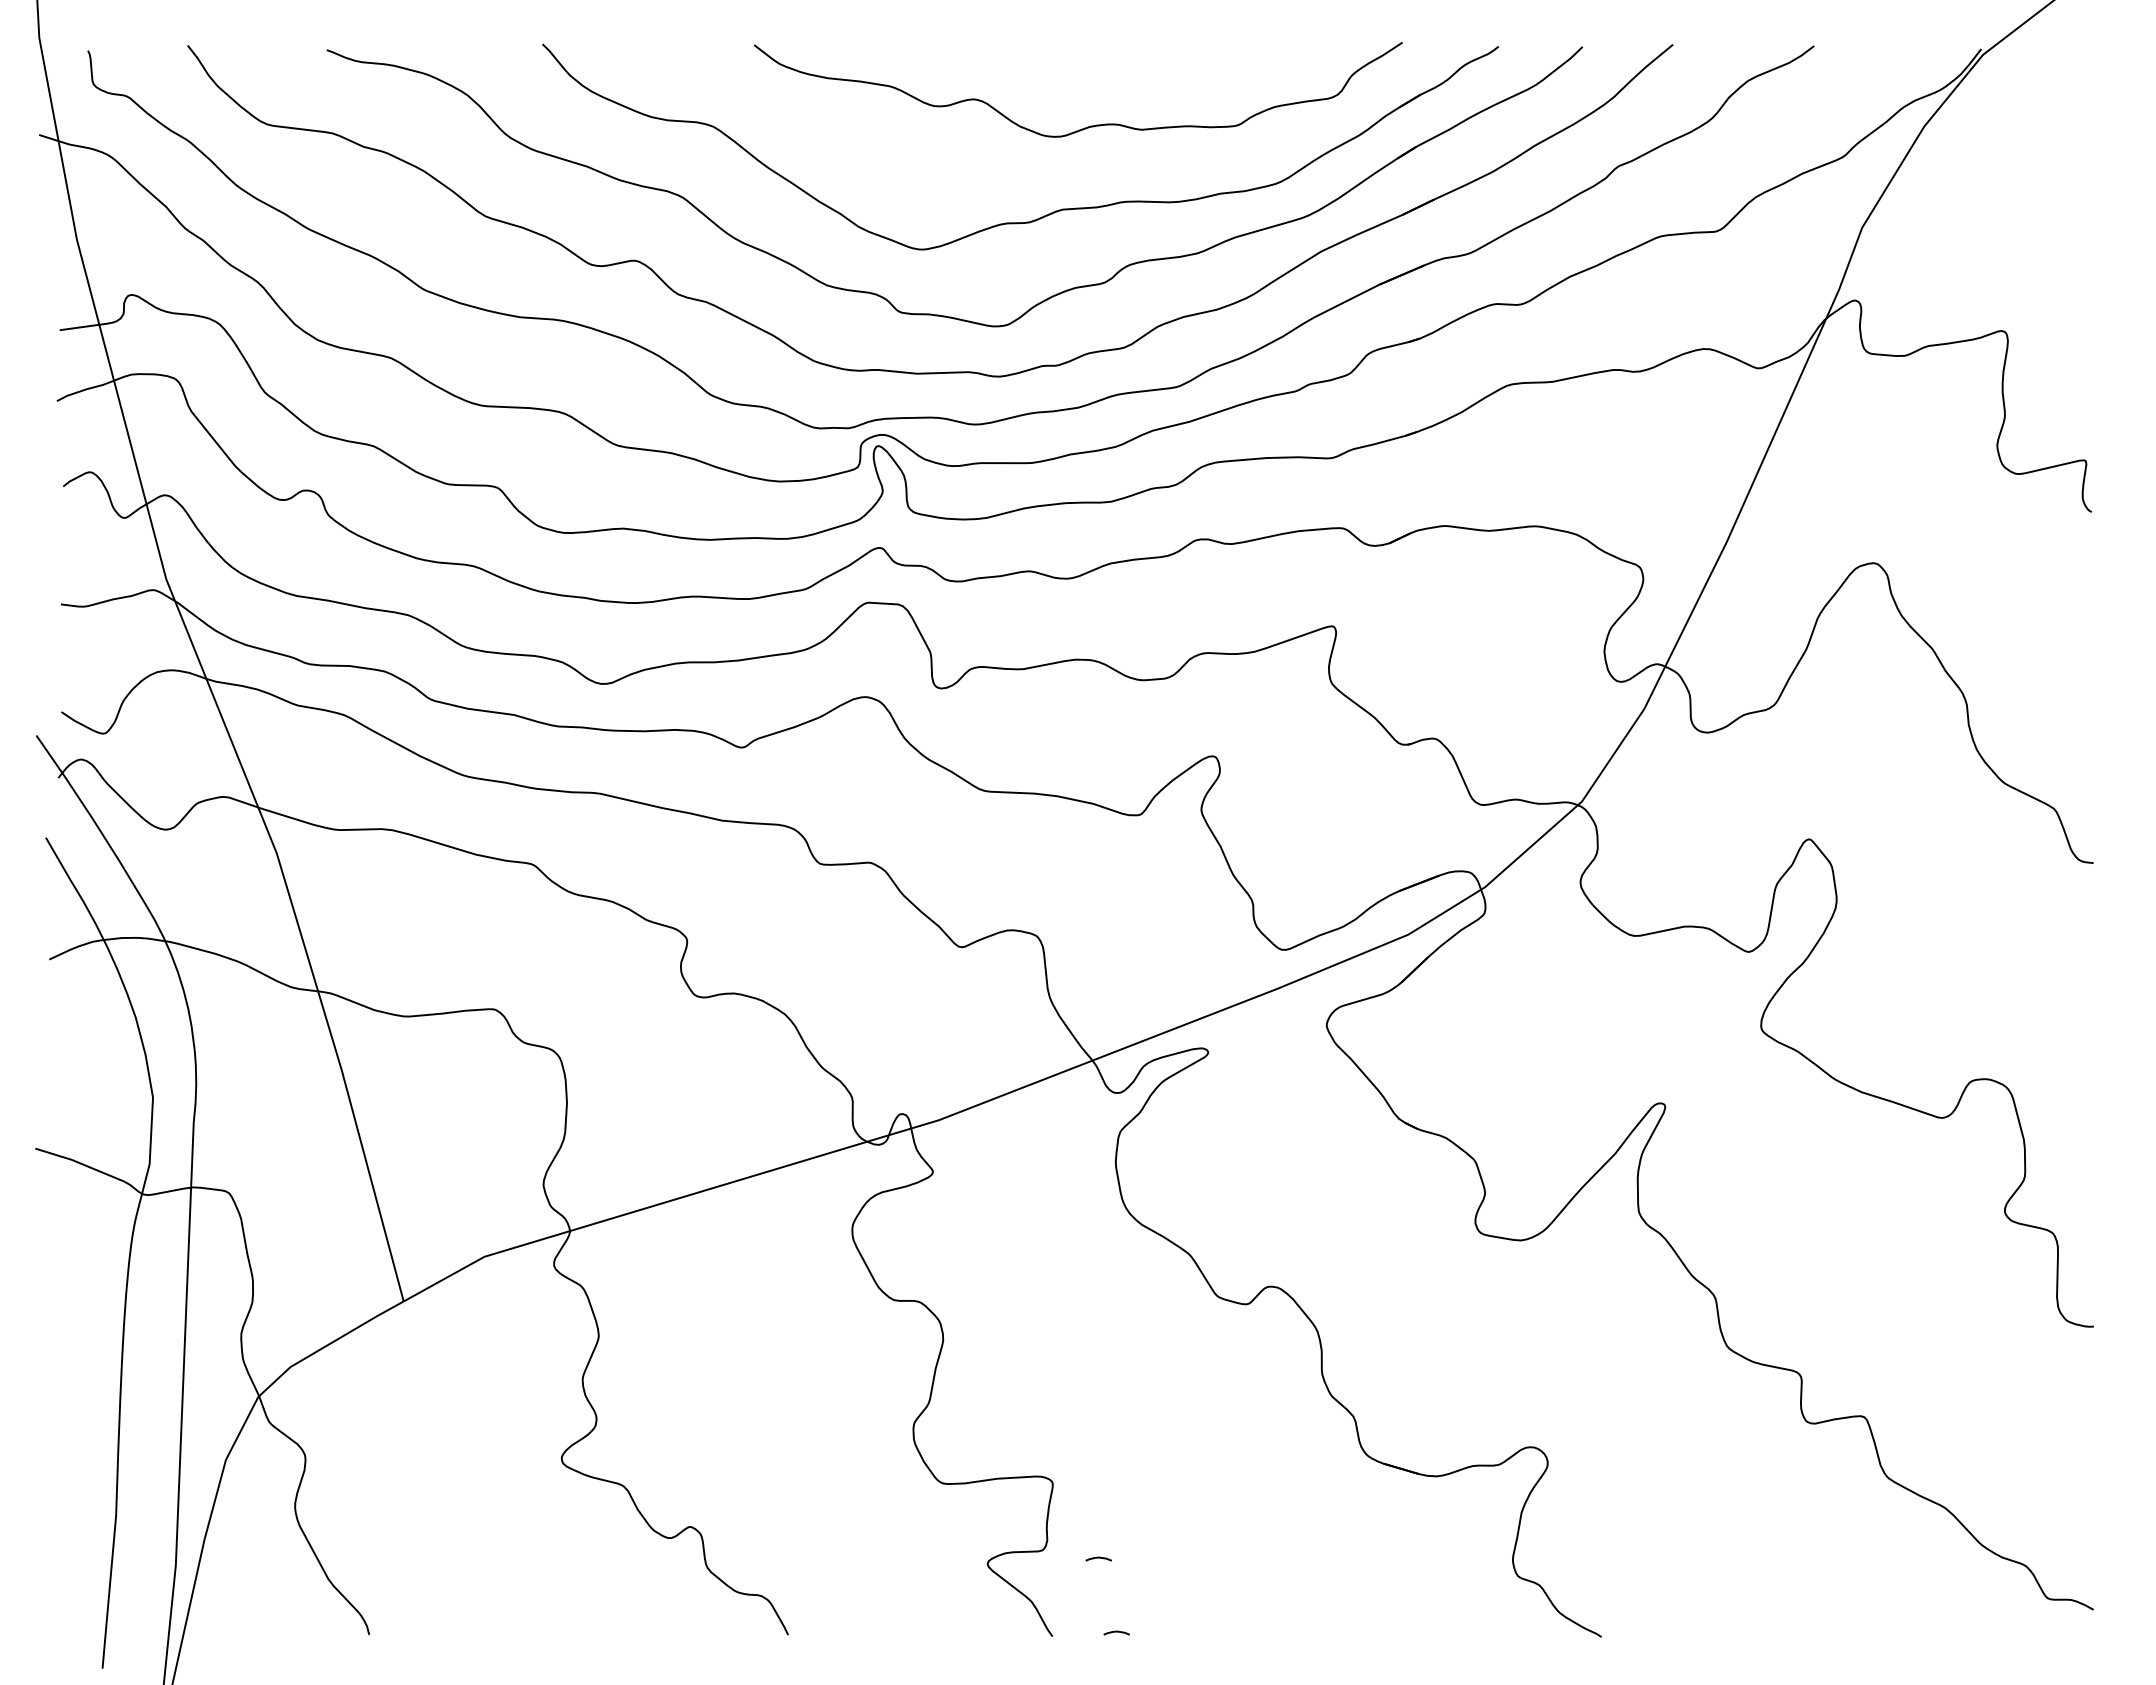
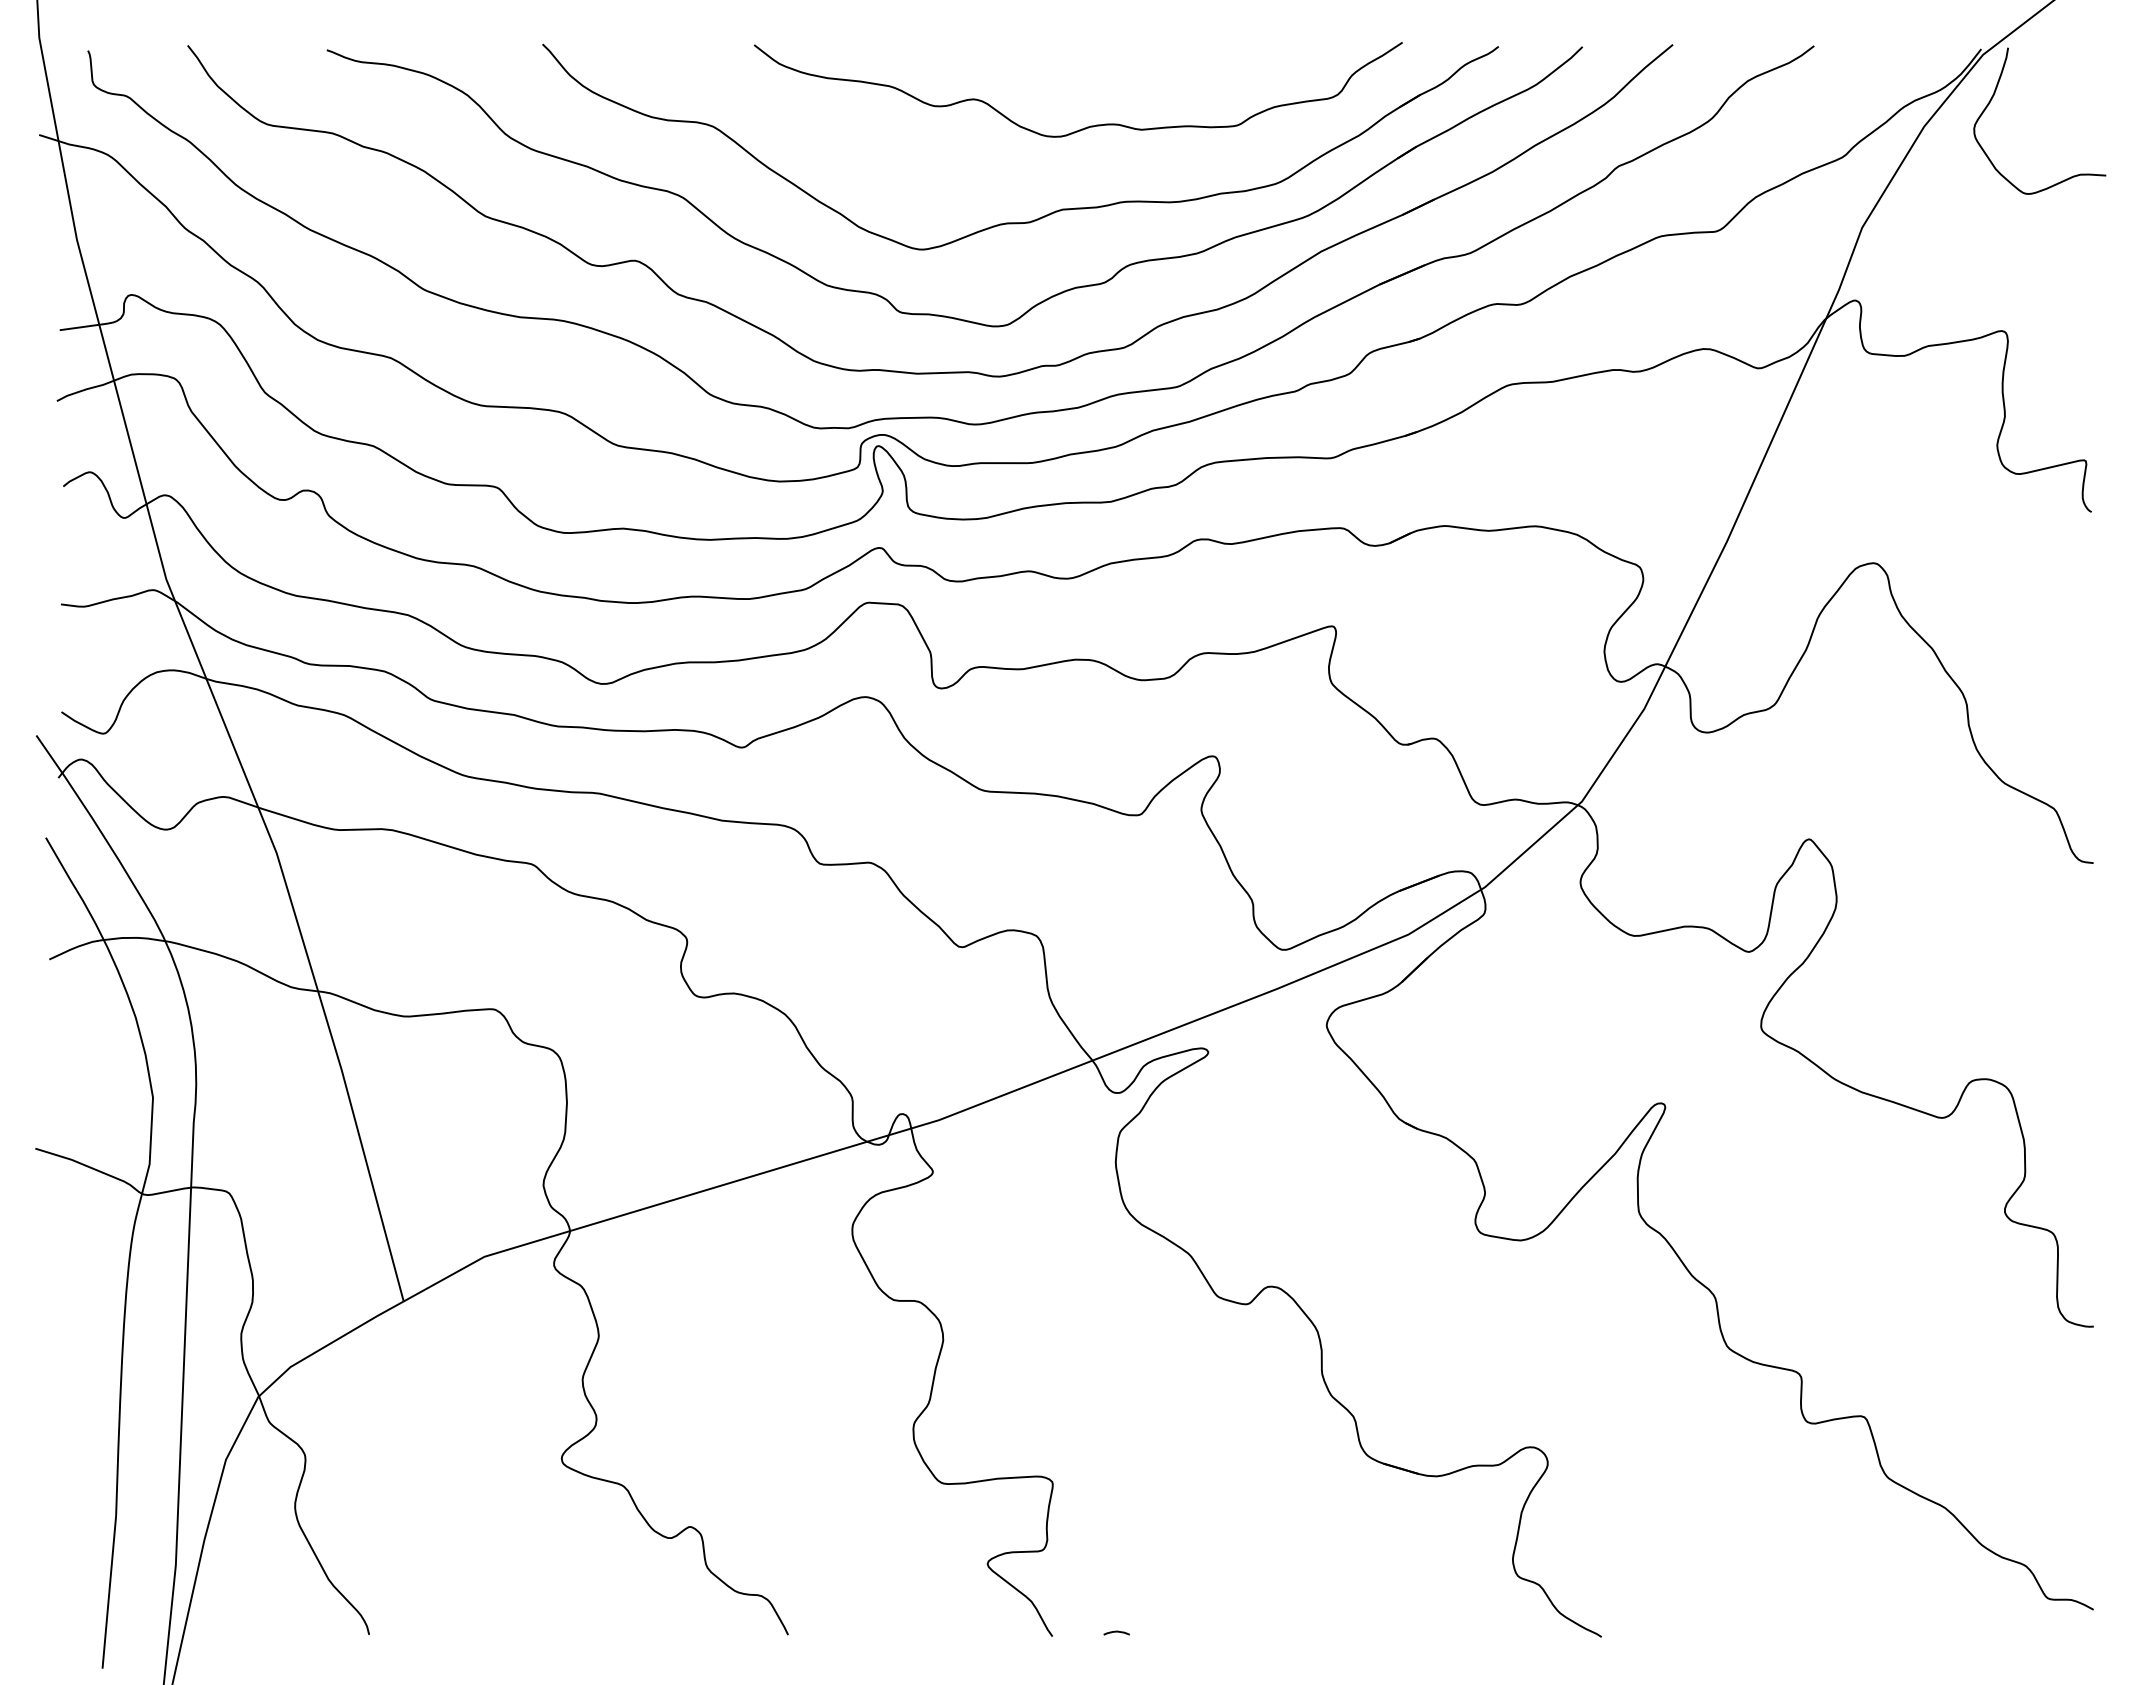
curve: none -> present (1993, 97)
curve: present -> none (1098, 1558)
